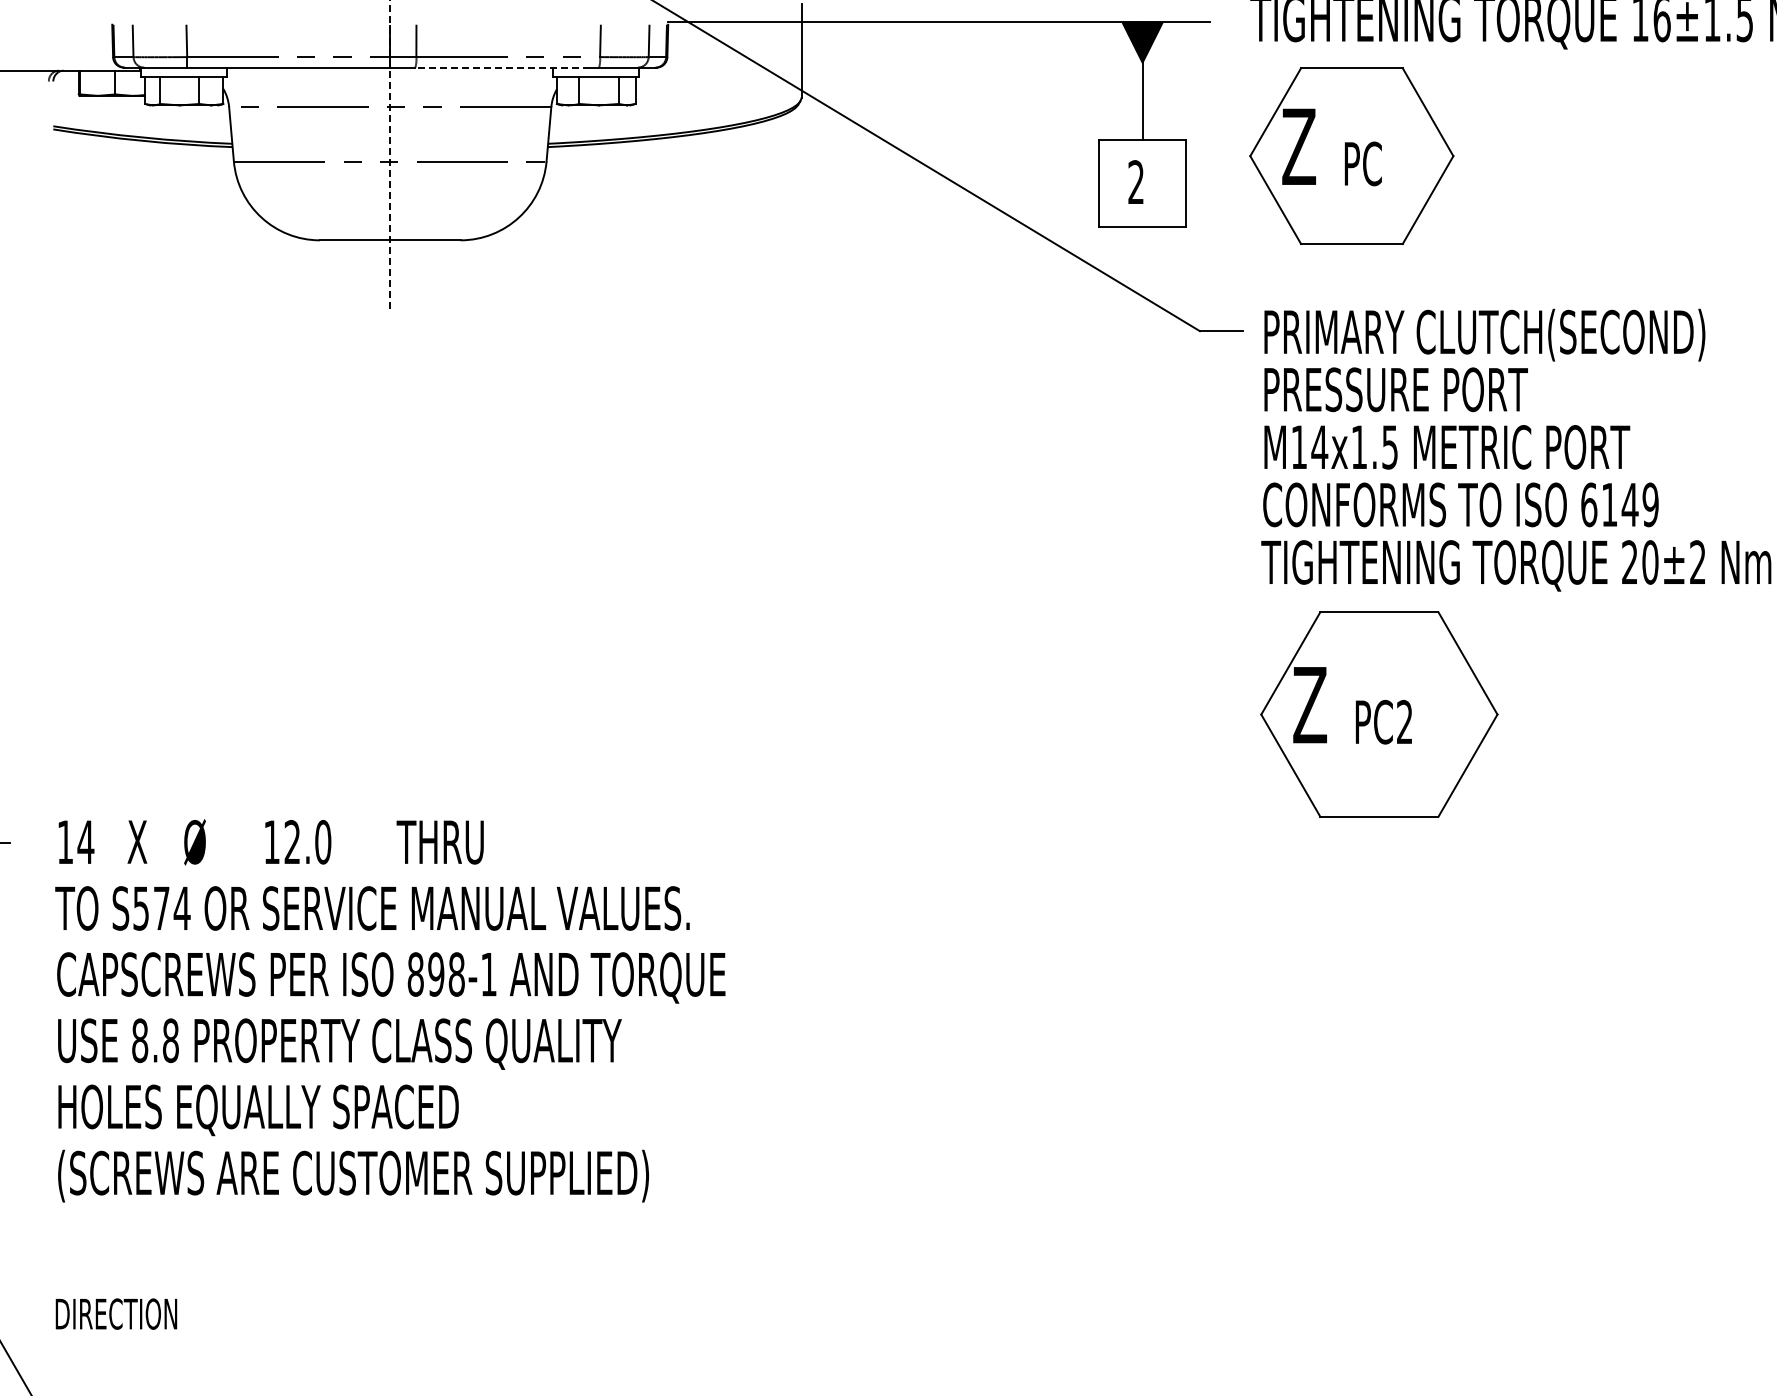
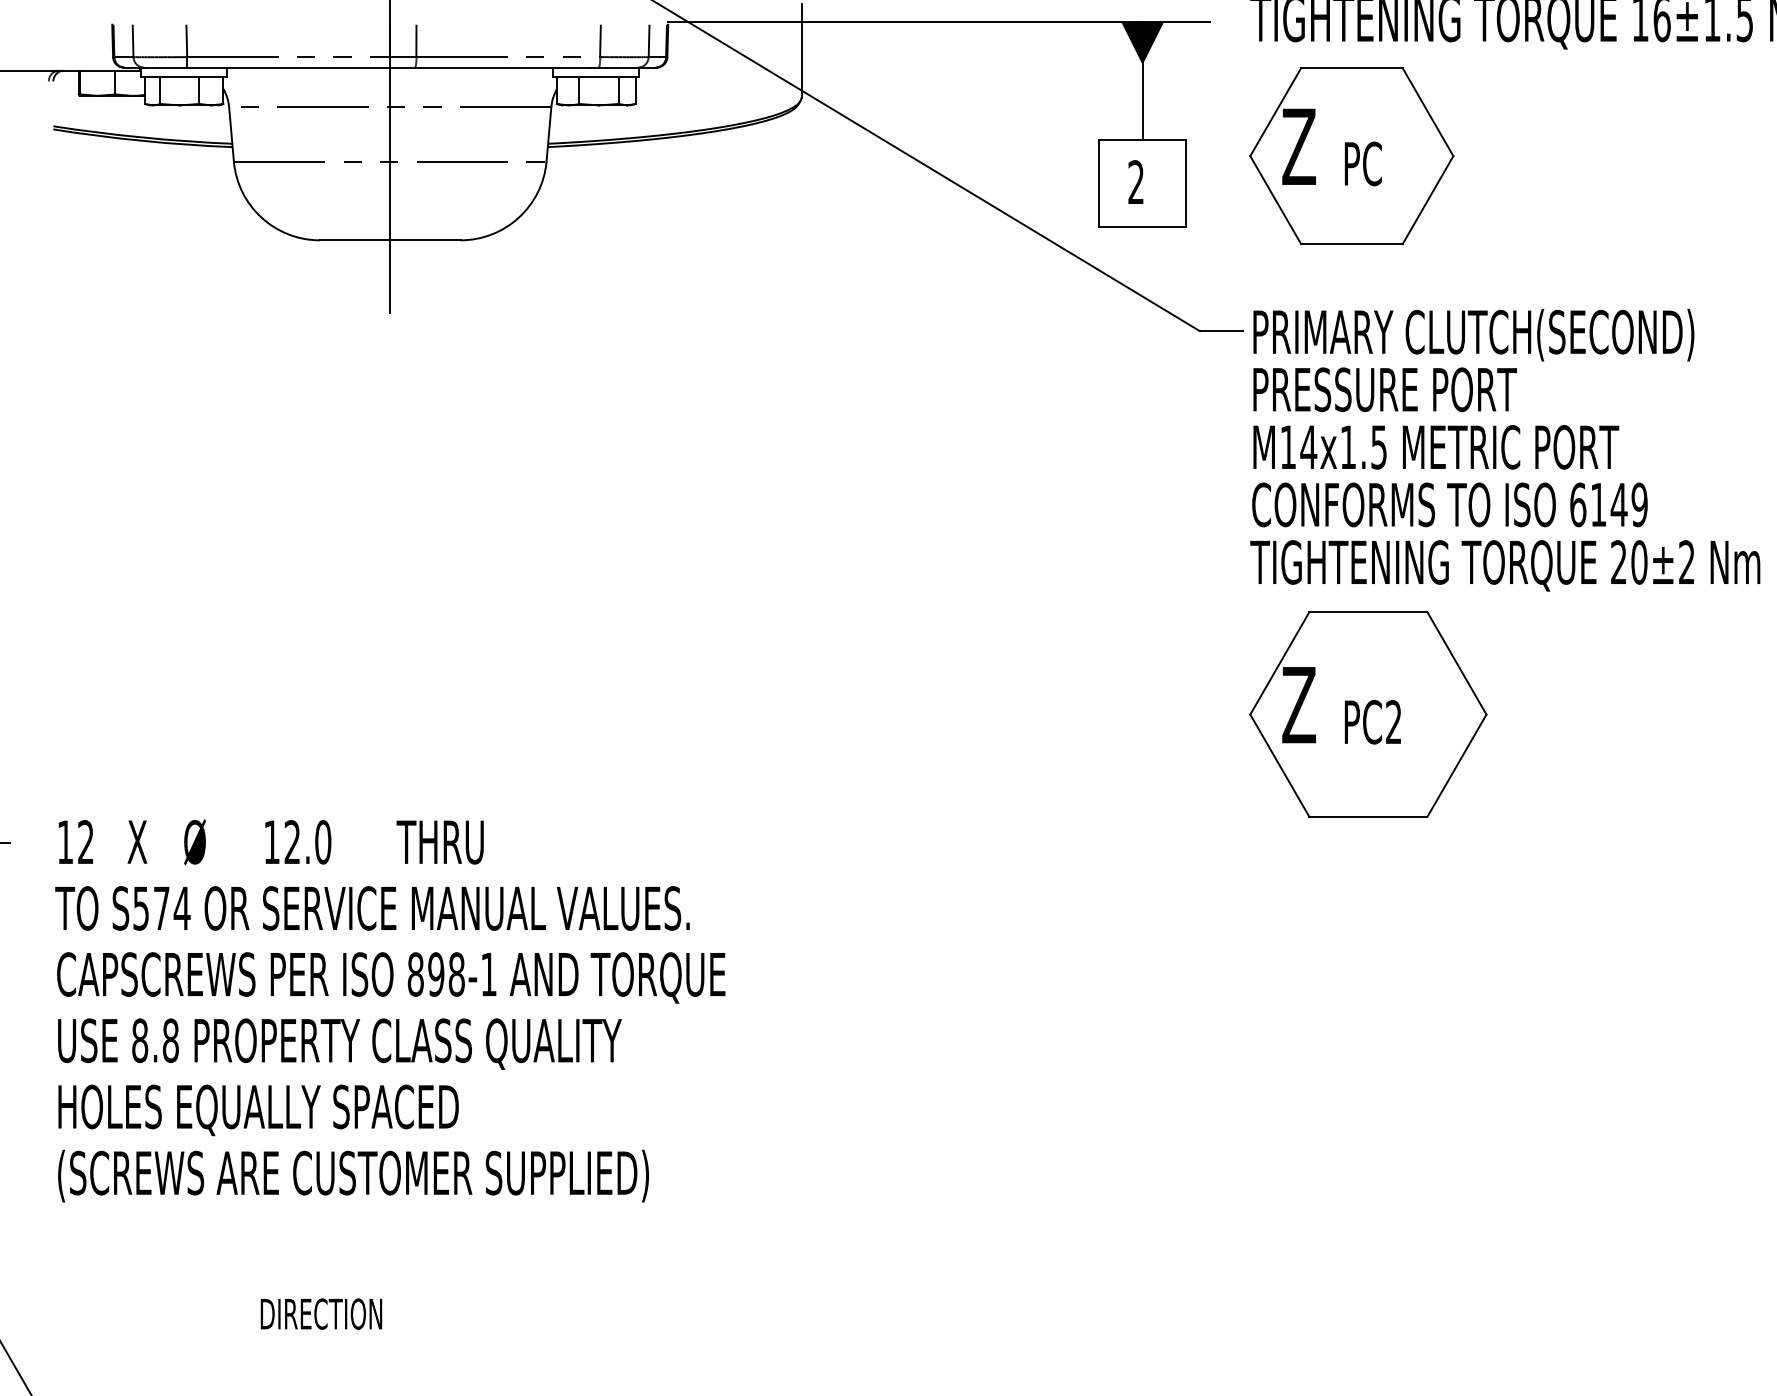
line: dashed -> solid (501, 67)
line: dashed -> solid (390, 156)
part position: (1515, 562) -> (1504, 562) (1504, 562)
text: 14 -> 12 (85, 841)
text position: (116, 1313) -> (321, 1313) (321, 1313)
